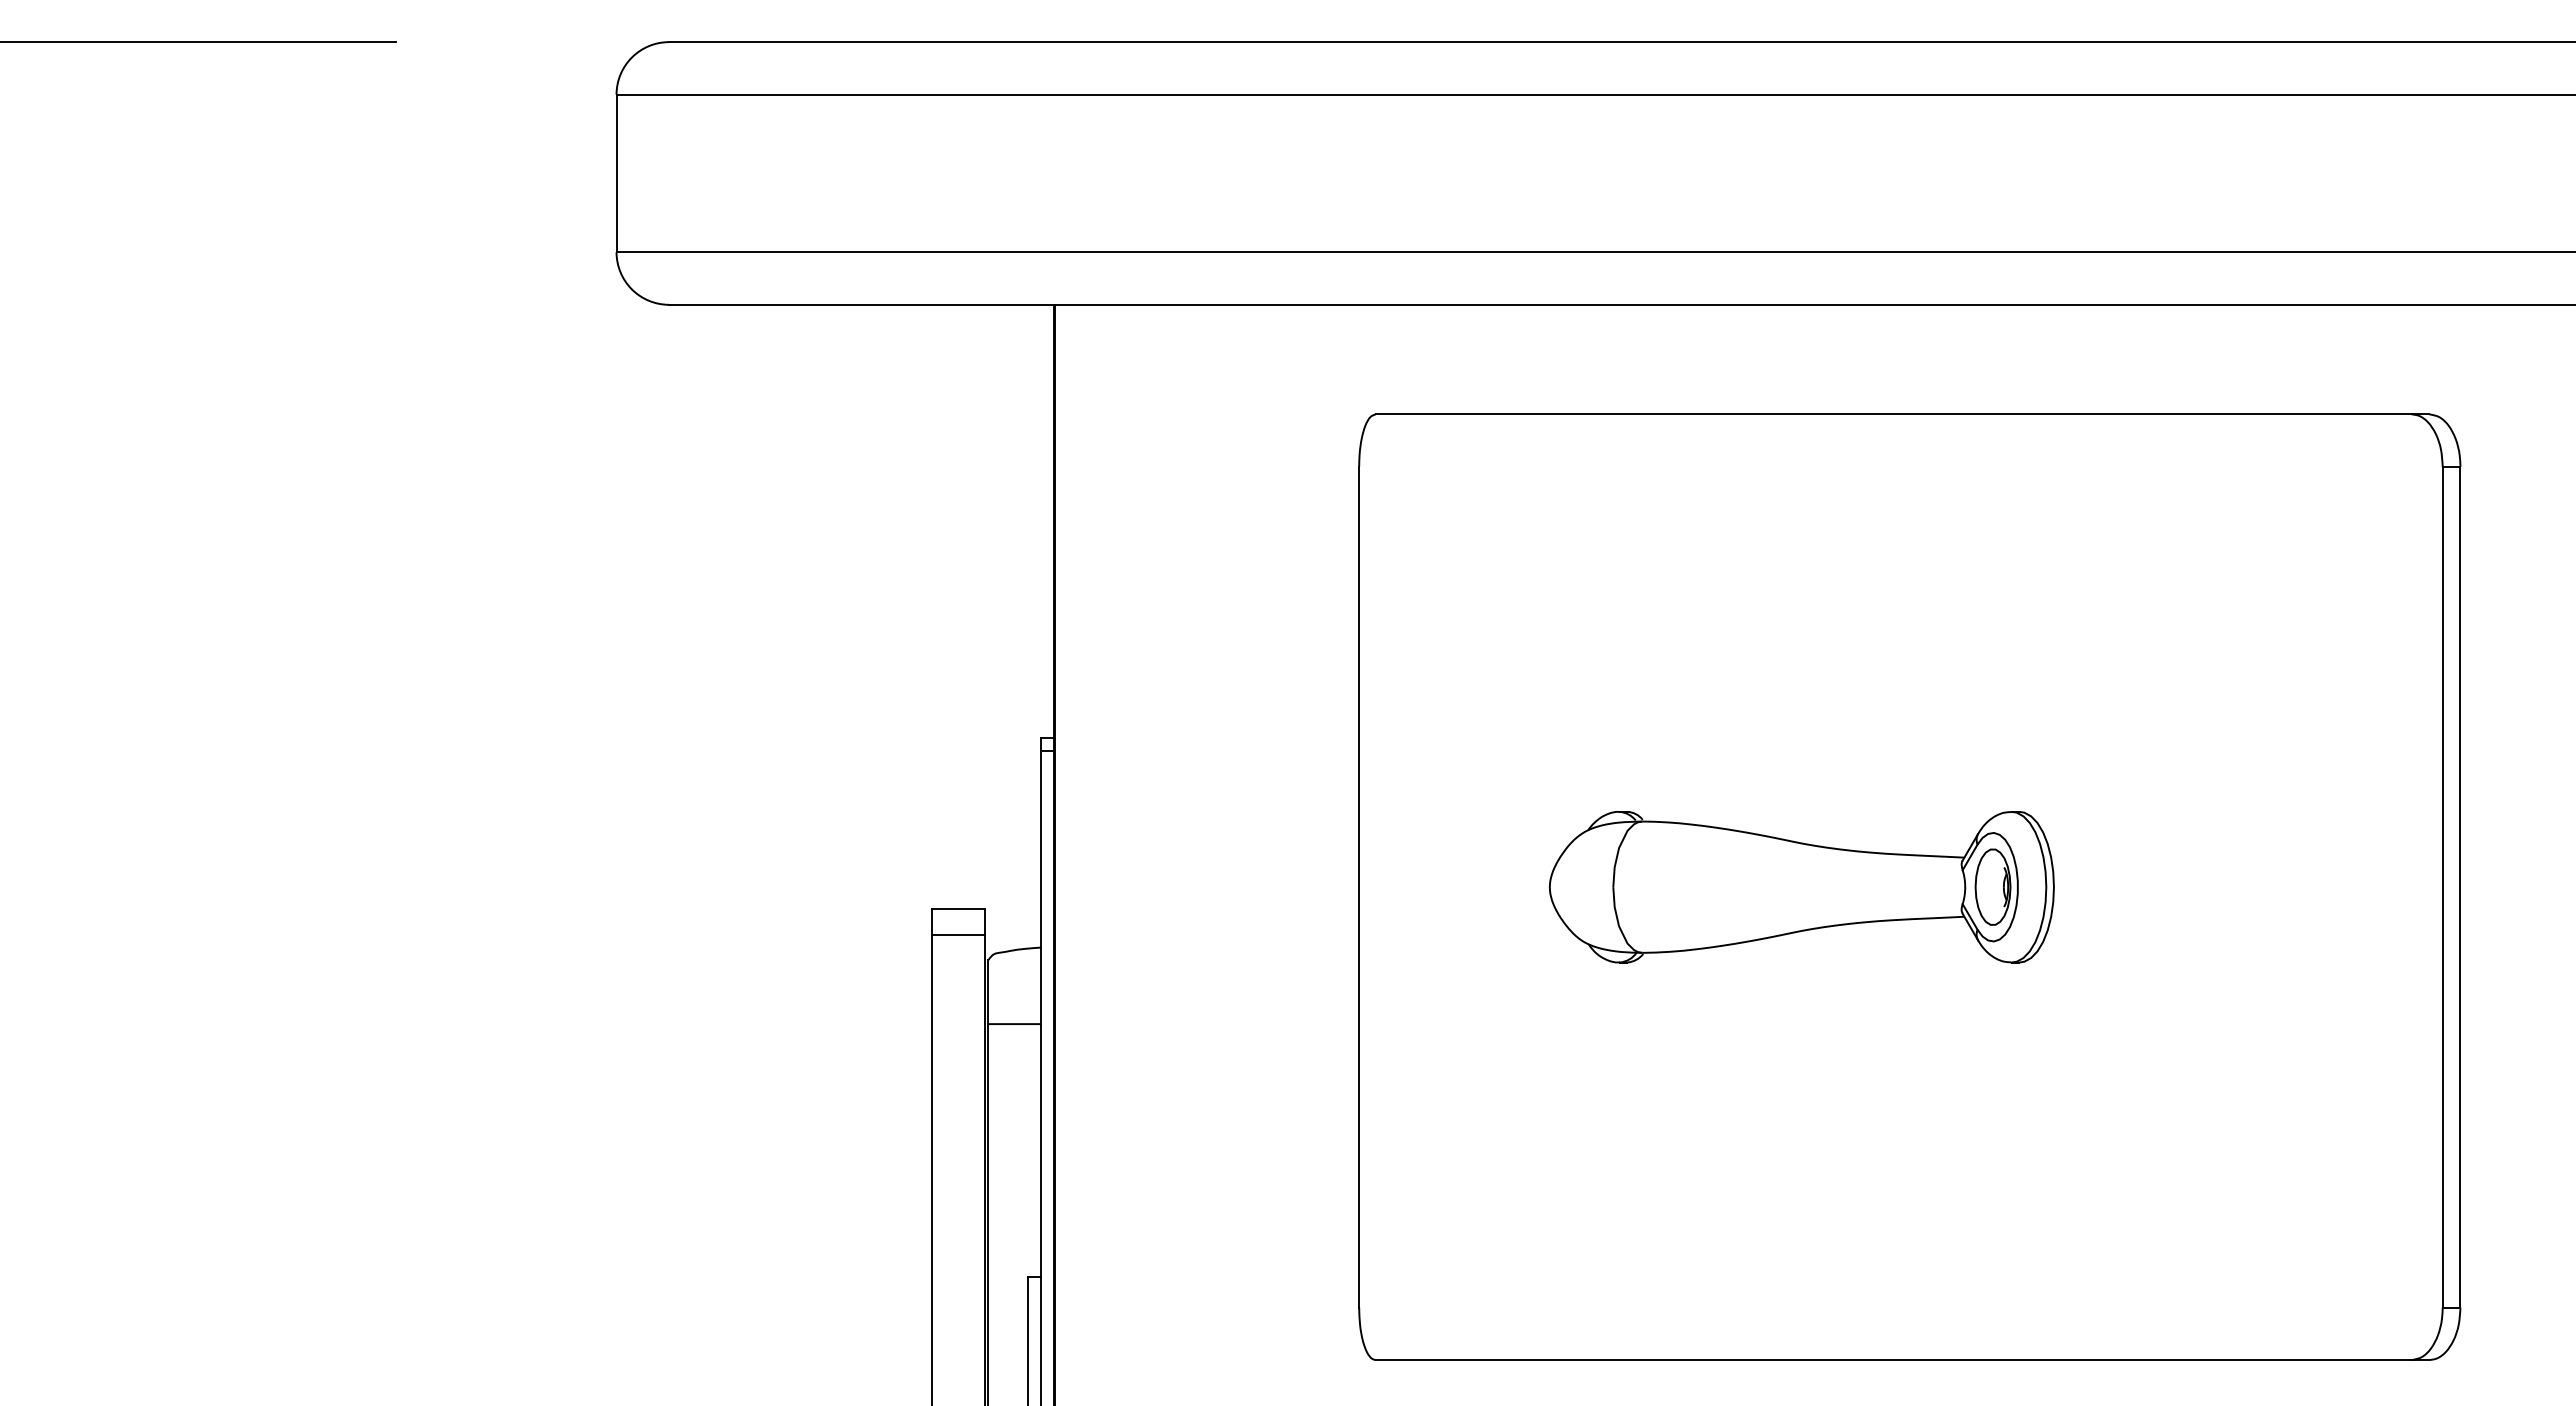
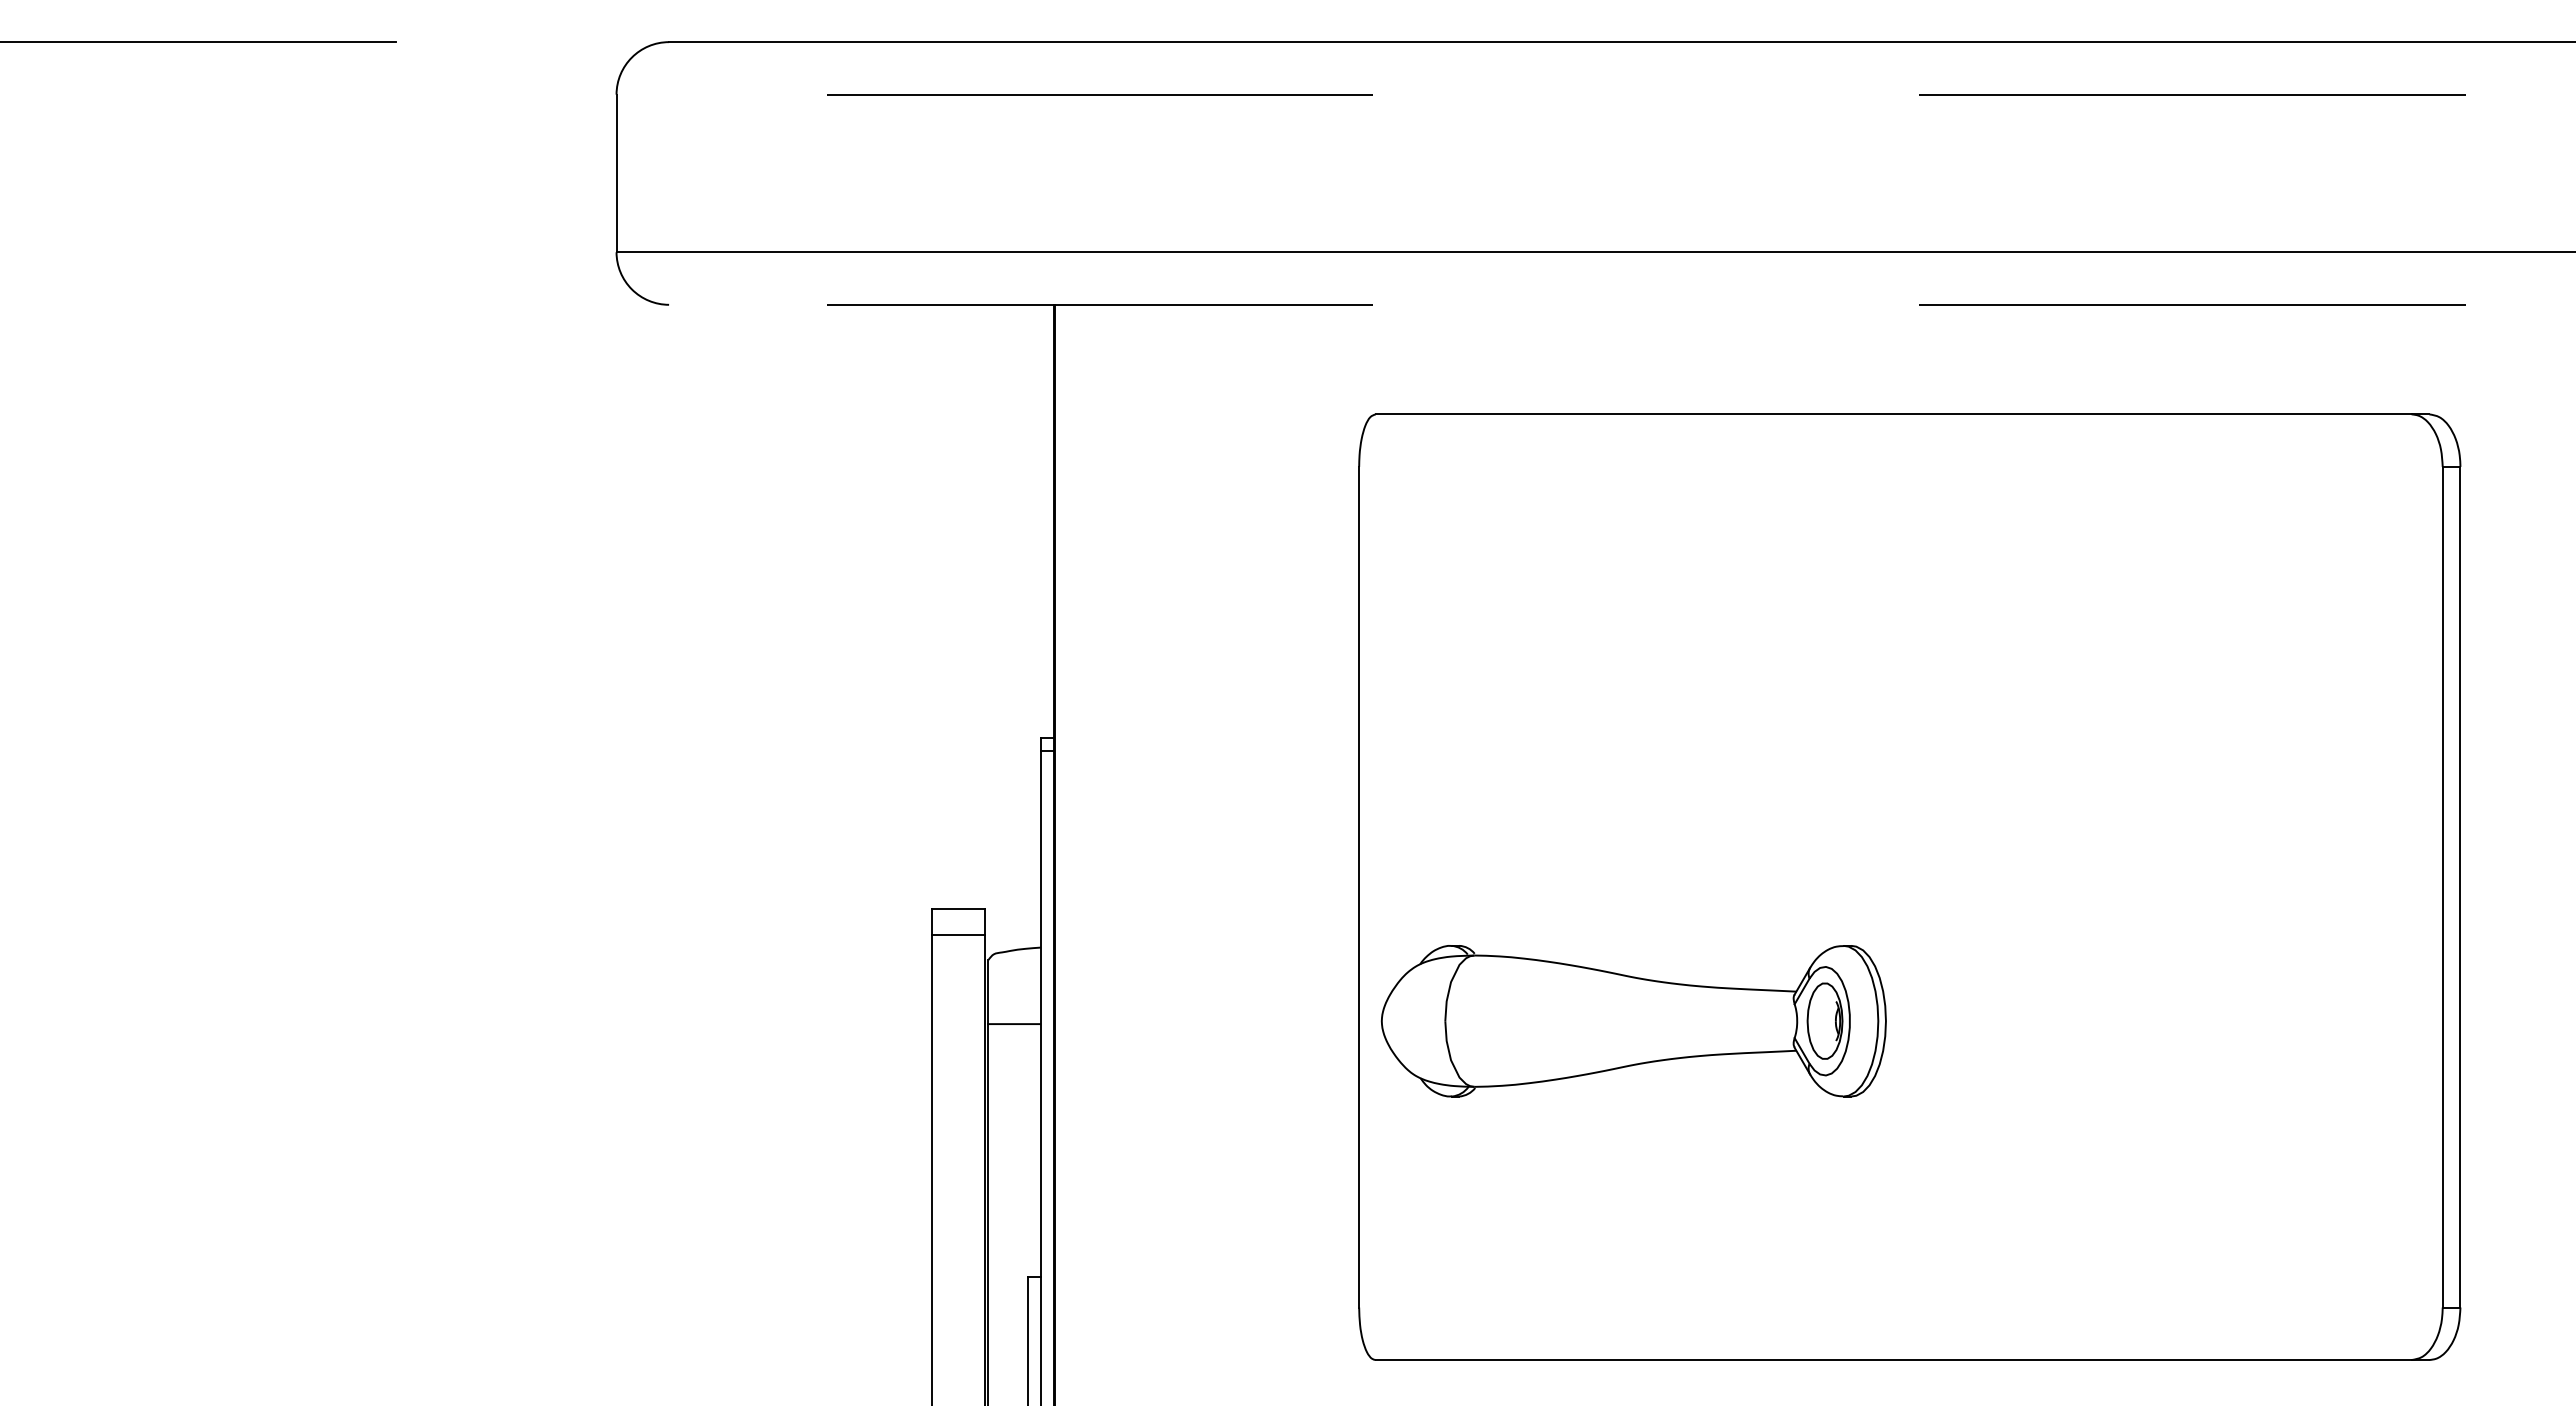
line: solid -> dashed (1596, 94)
line: solid -> dashed (1621, 304)
part position: (1801, 887) -> (1633, 1021) (1633, 1021)
